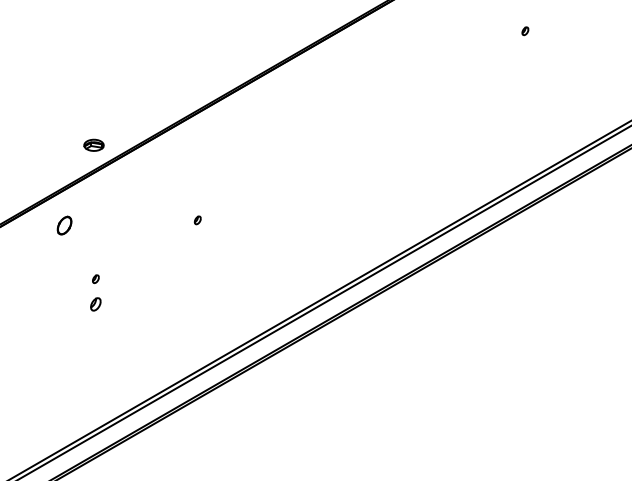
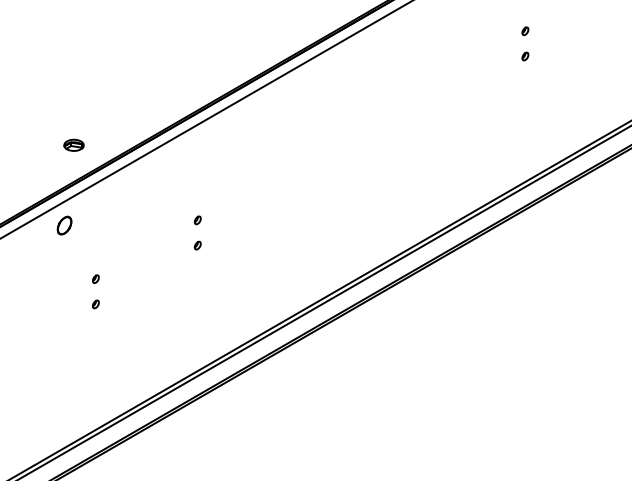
part: none -> present (525, 56)
line: none -> present (206, 119)
part position: (93, 144) -> (73, 144) (73, 144)
part: none -> present (197, 245)
part size: 12x15 px -> 8x11 px (95, 304)
